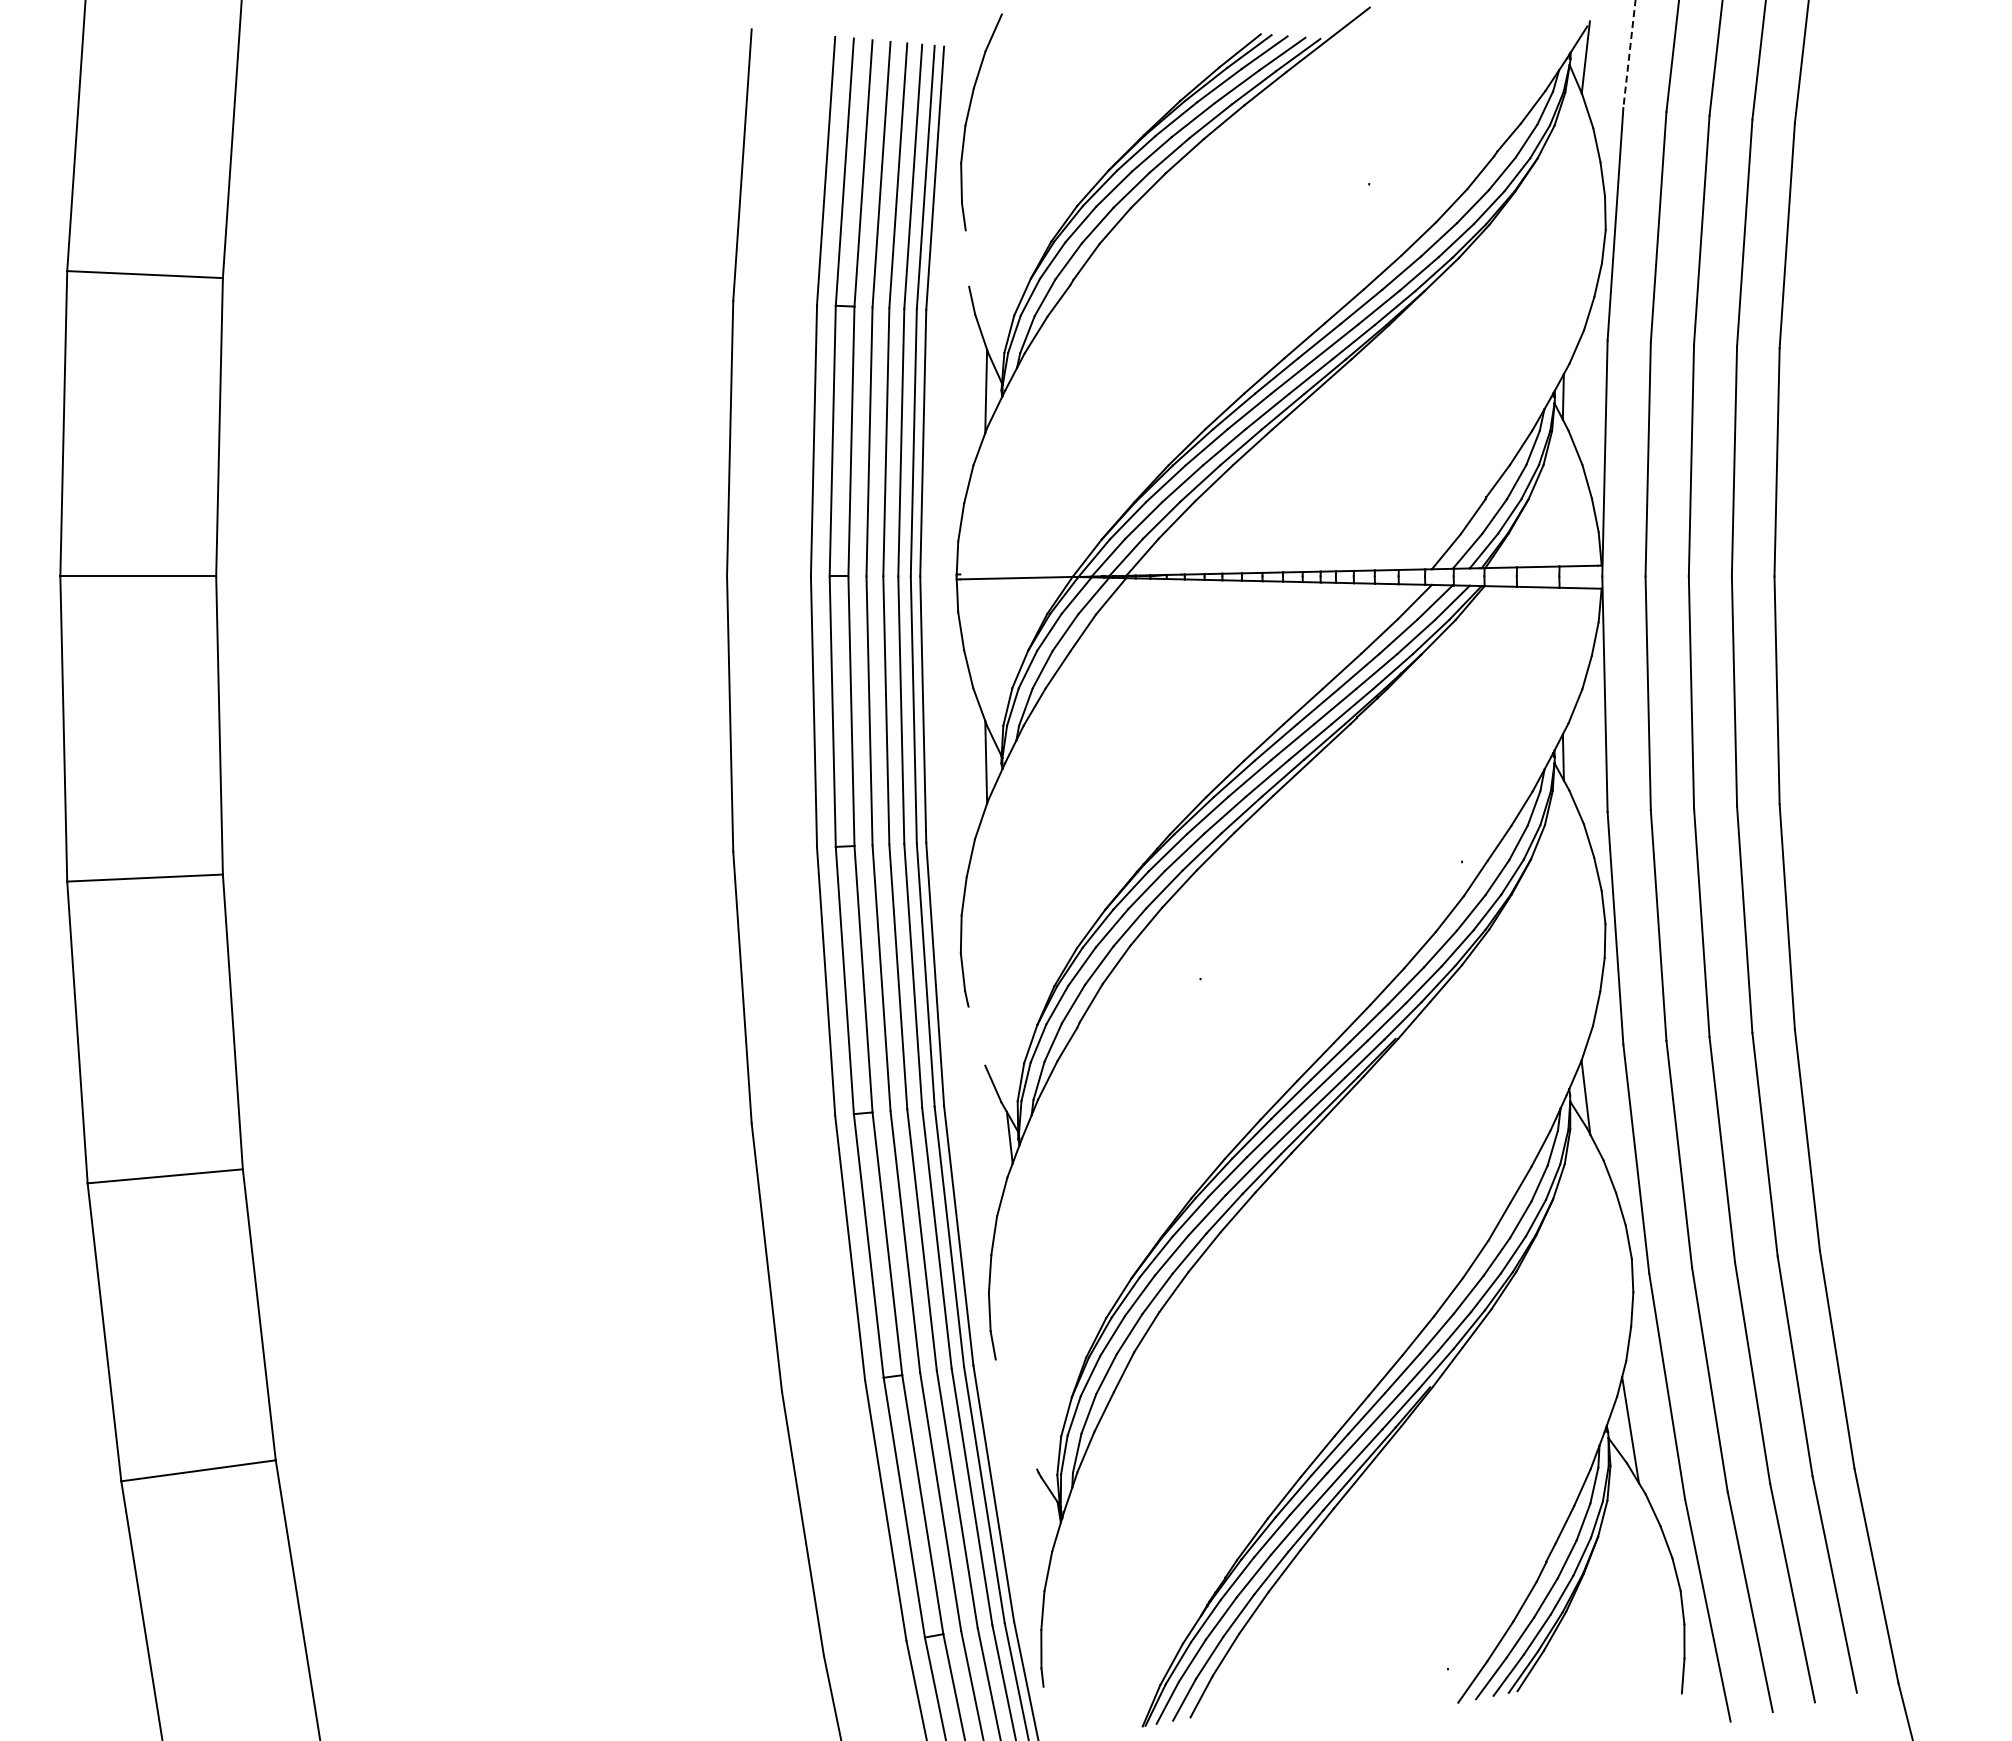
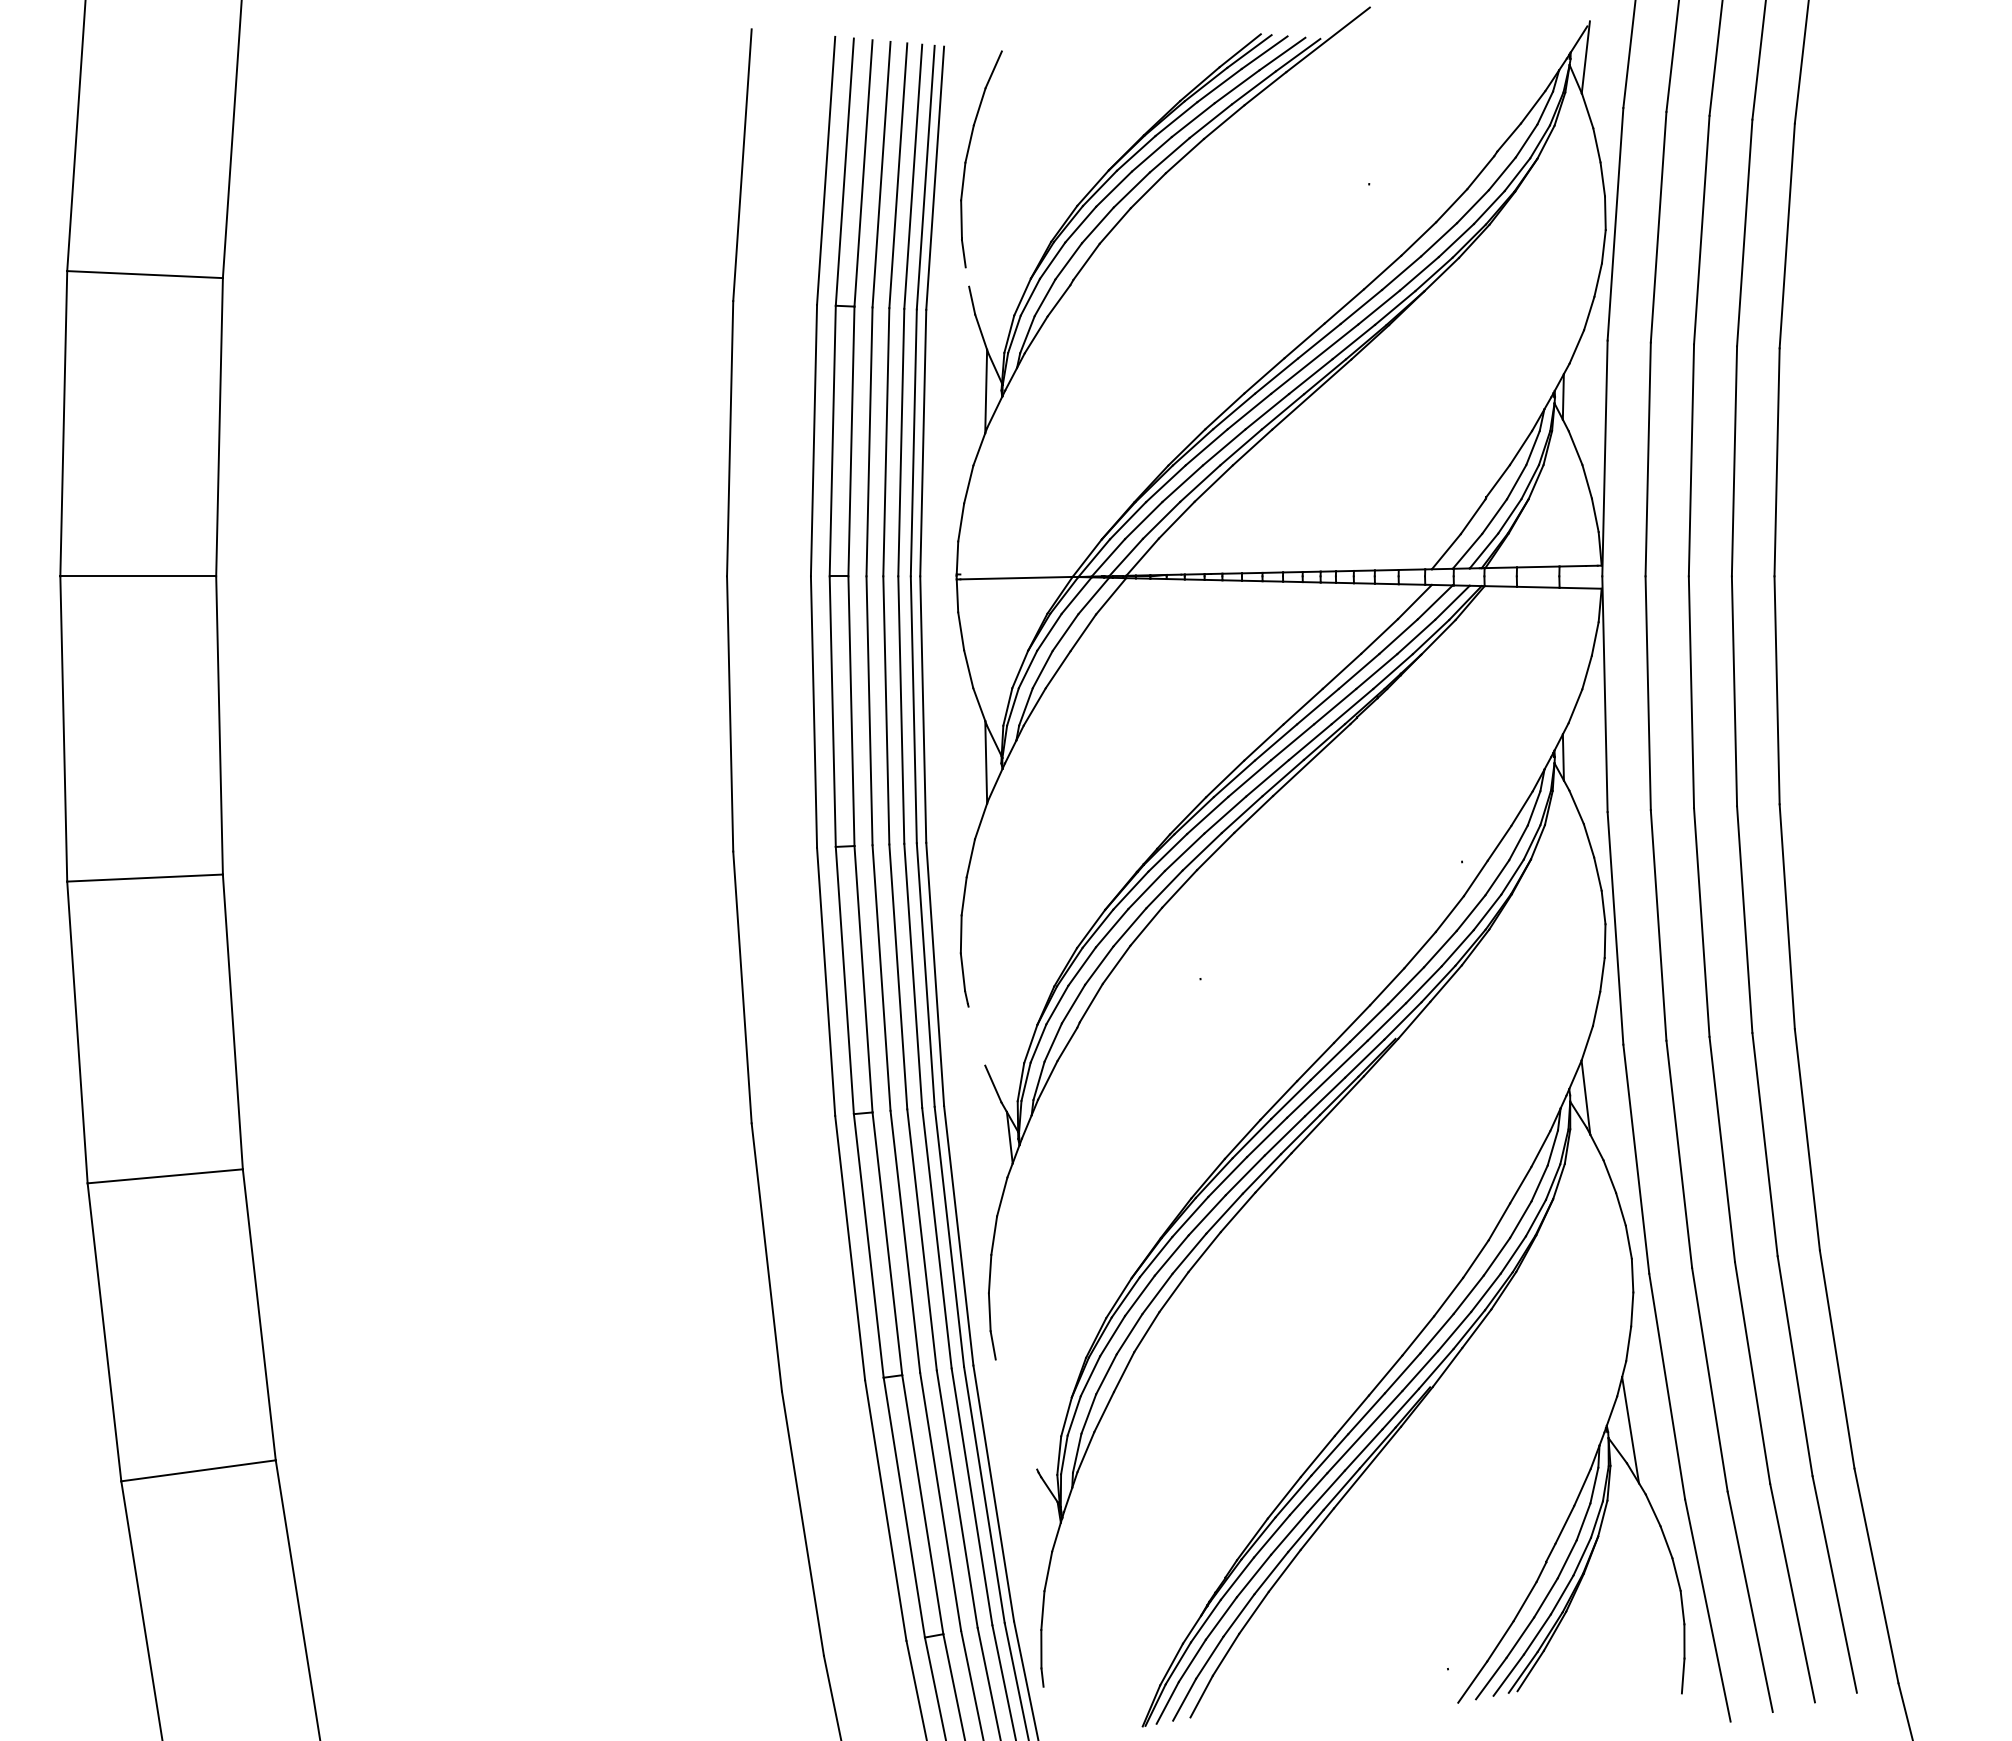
line: dashed -> solid (1629, 54)
part position: (968, 117) -> (968, 154) (968, 154)
